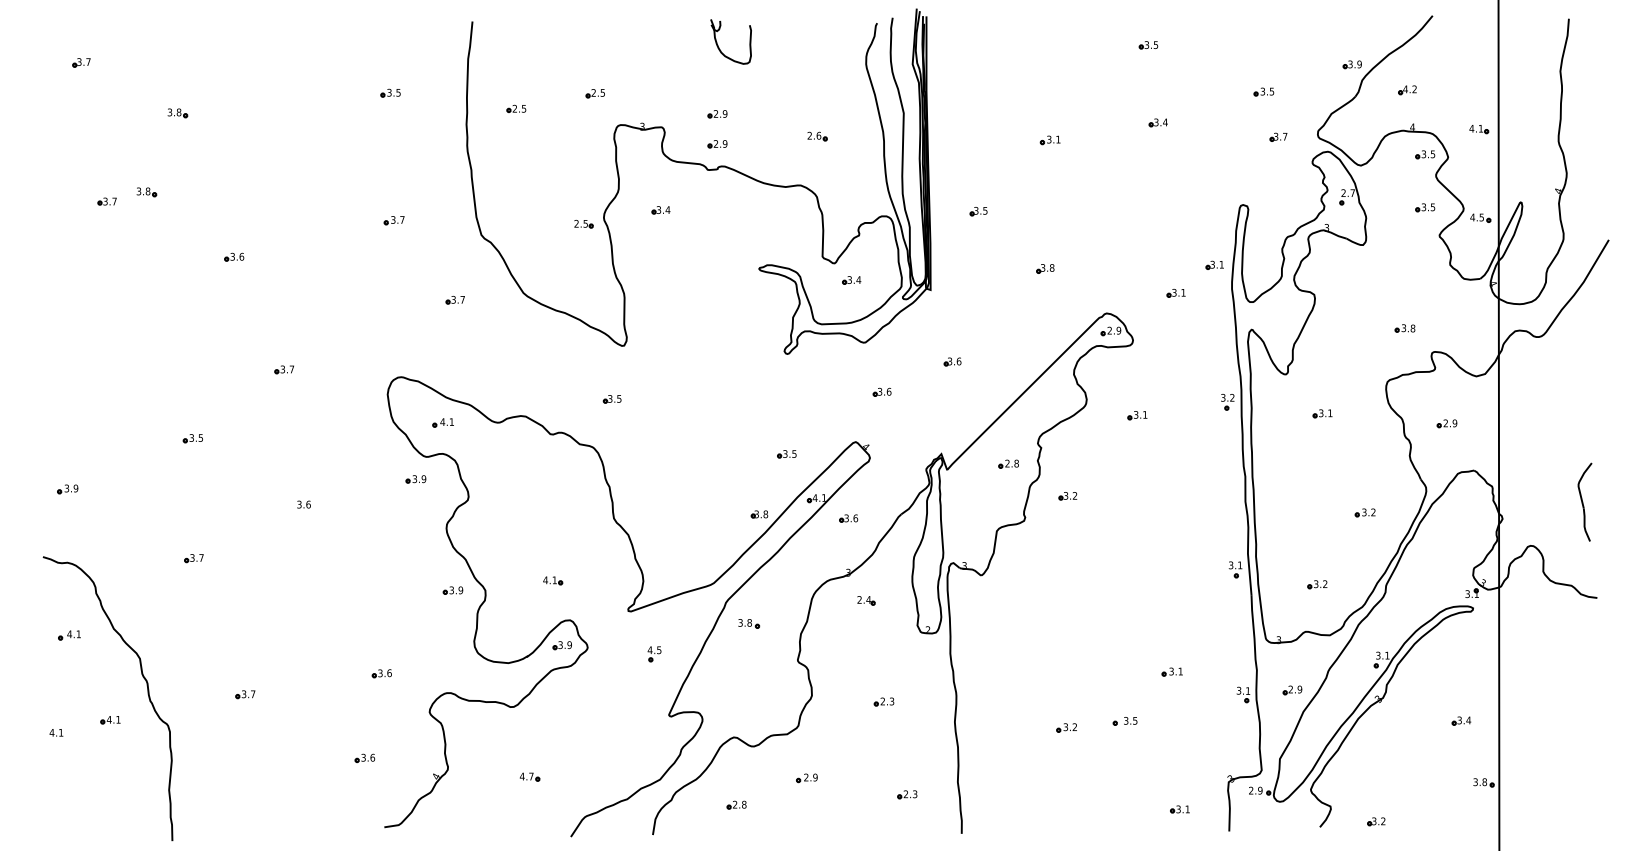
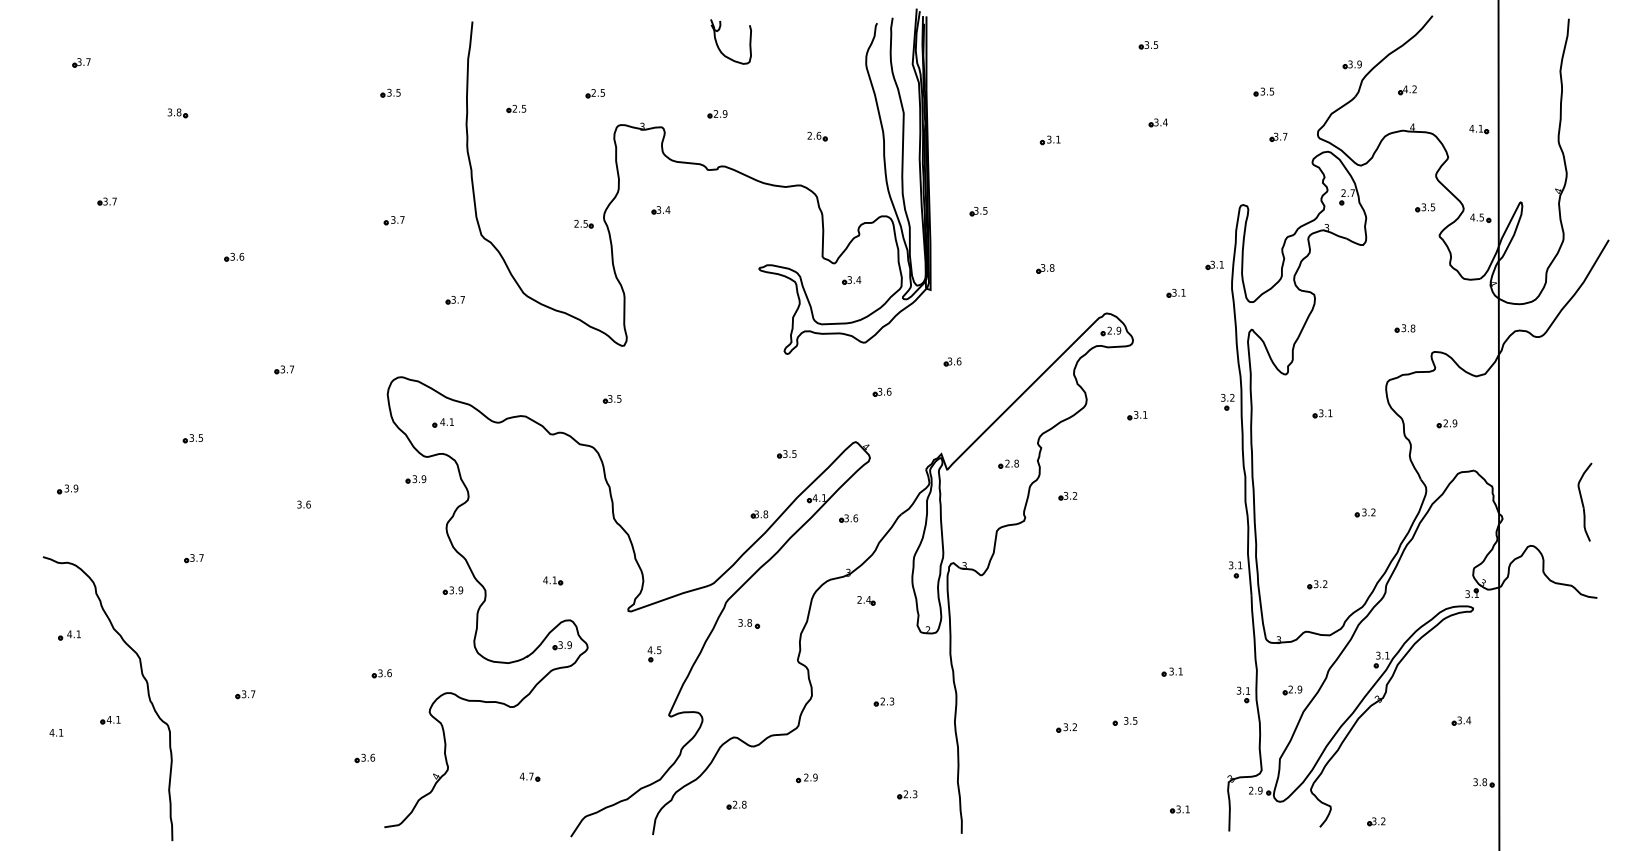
part: present -> none (717, 144)
part: present -> none (1425, 154)
part: present -> none (146, 192)
